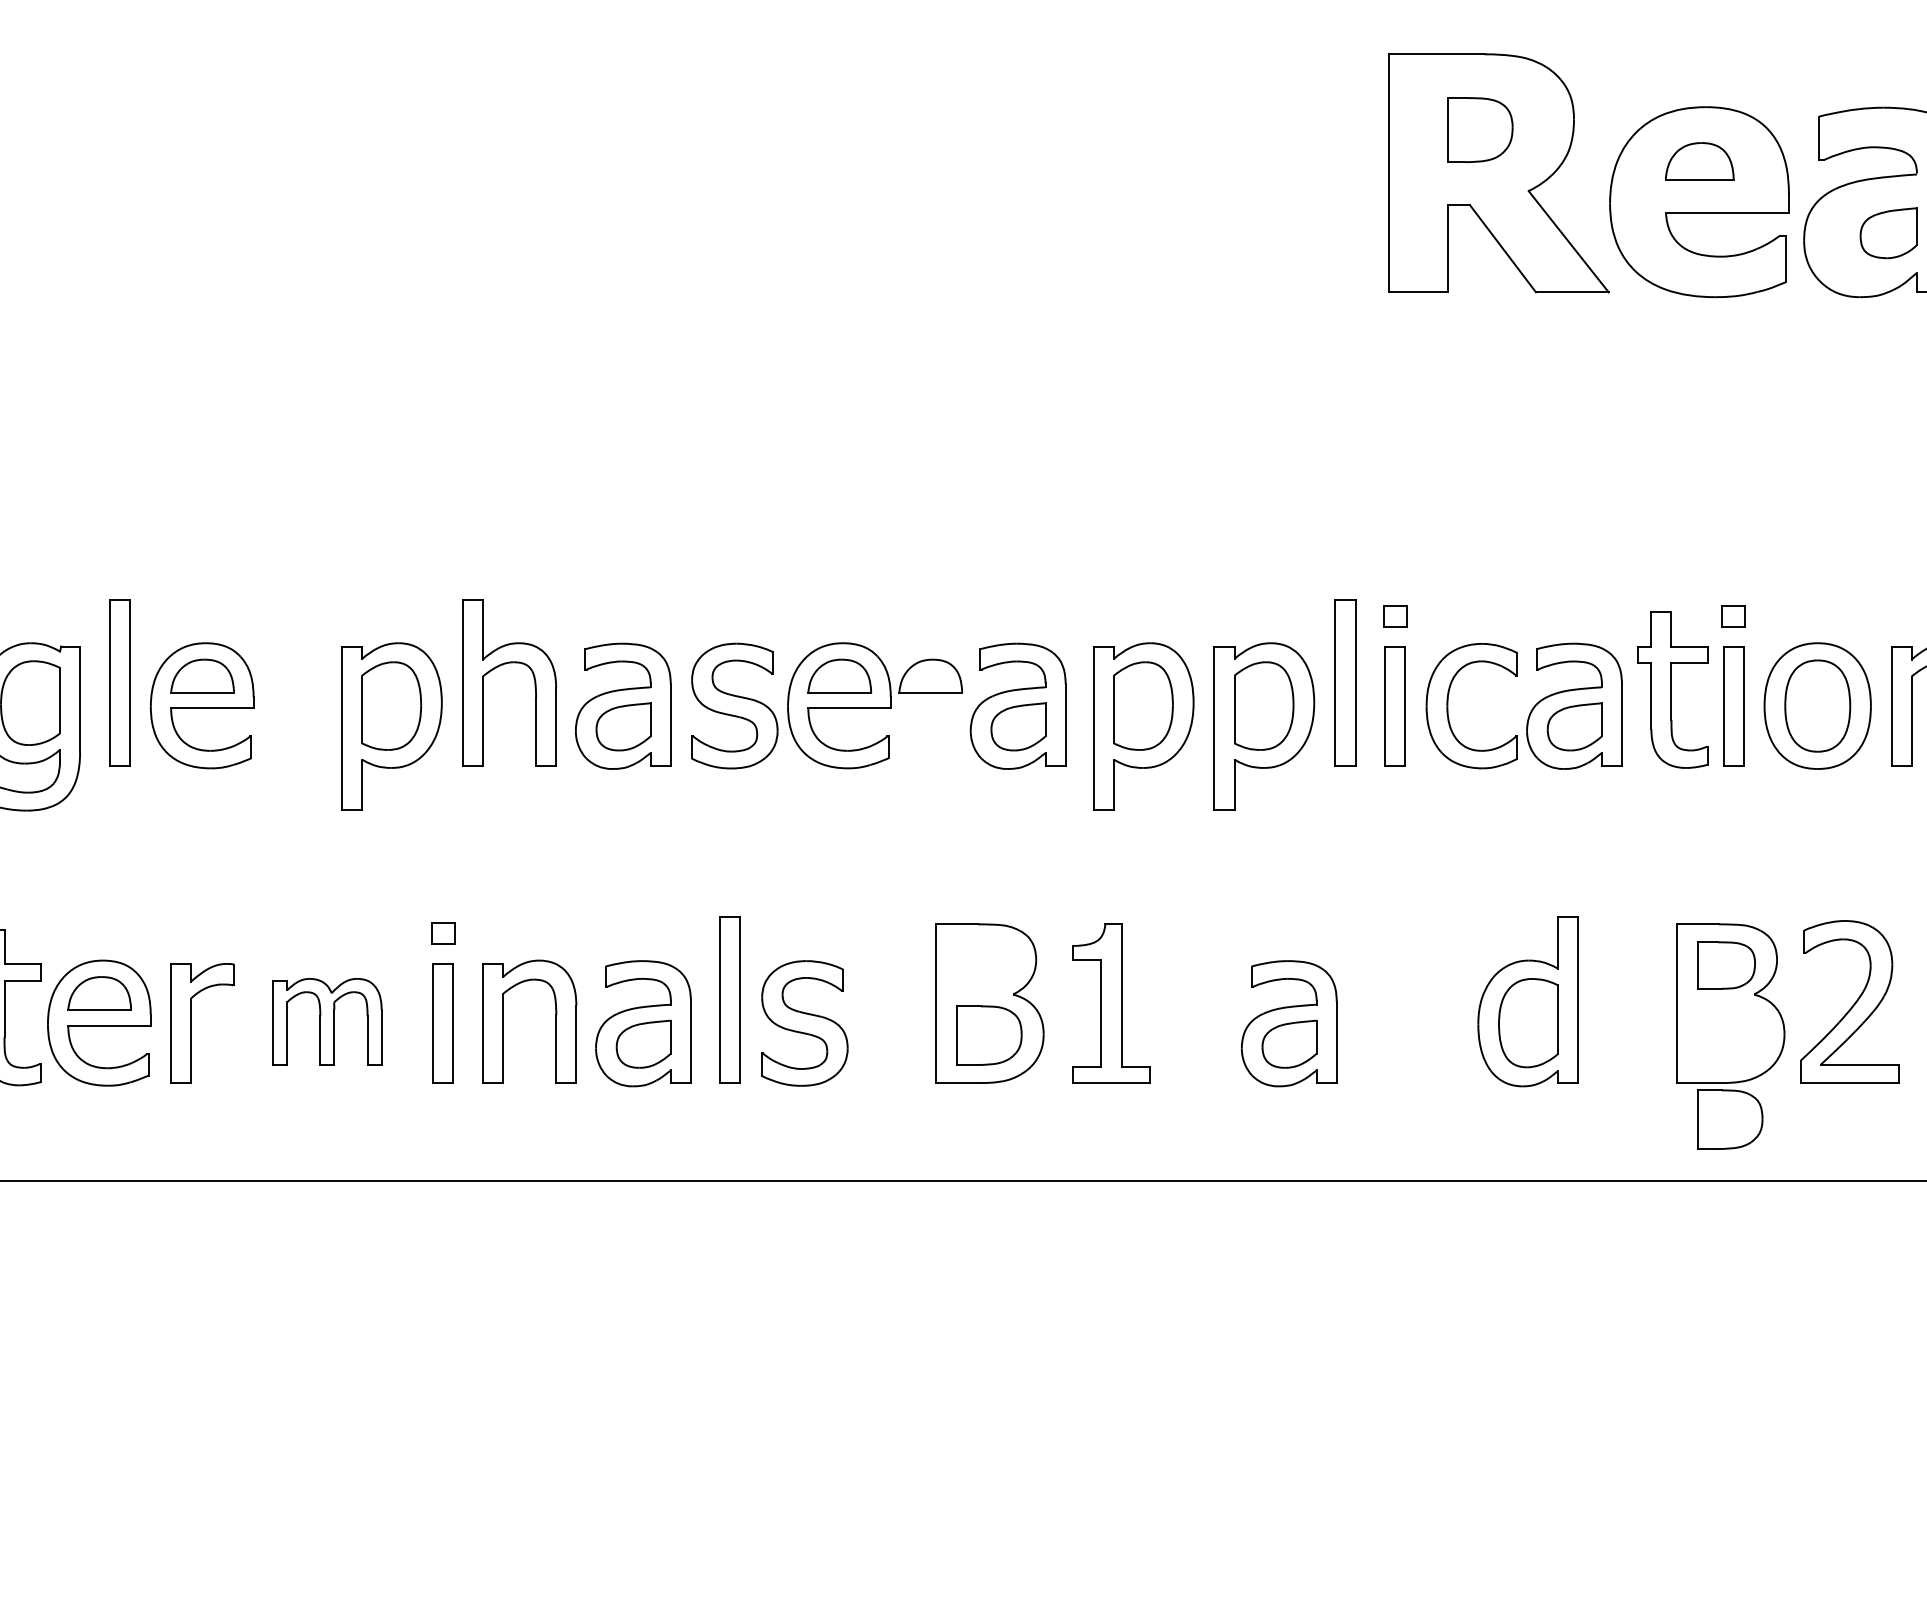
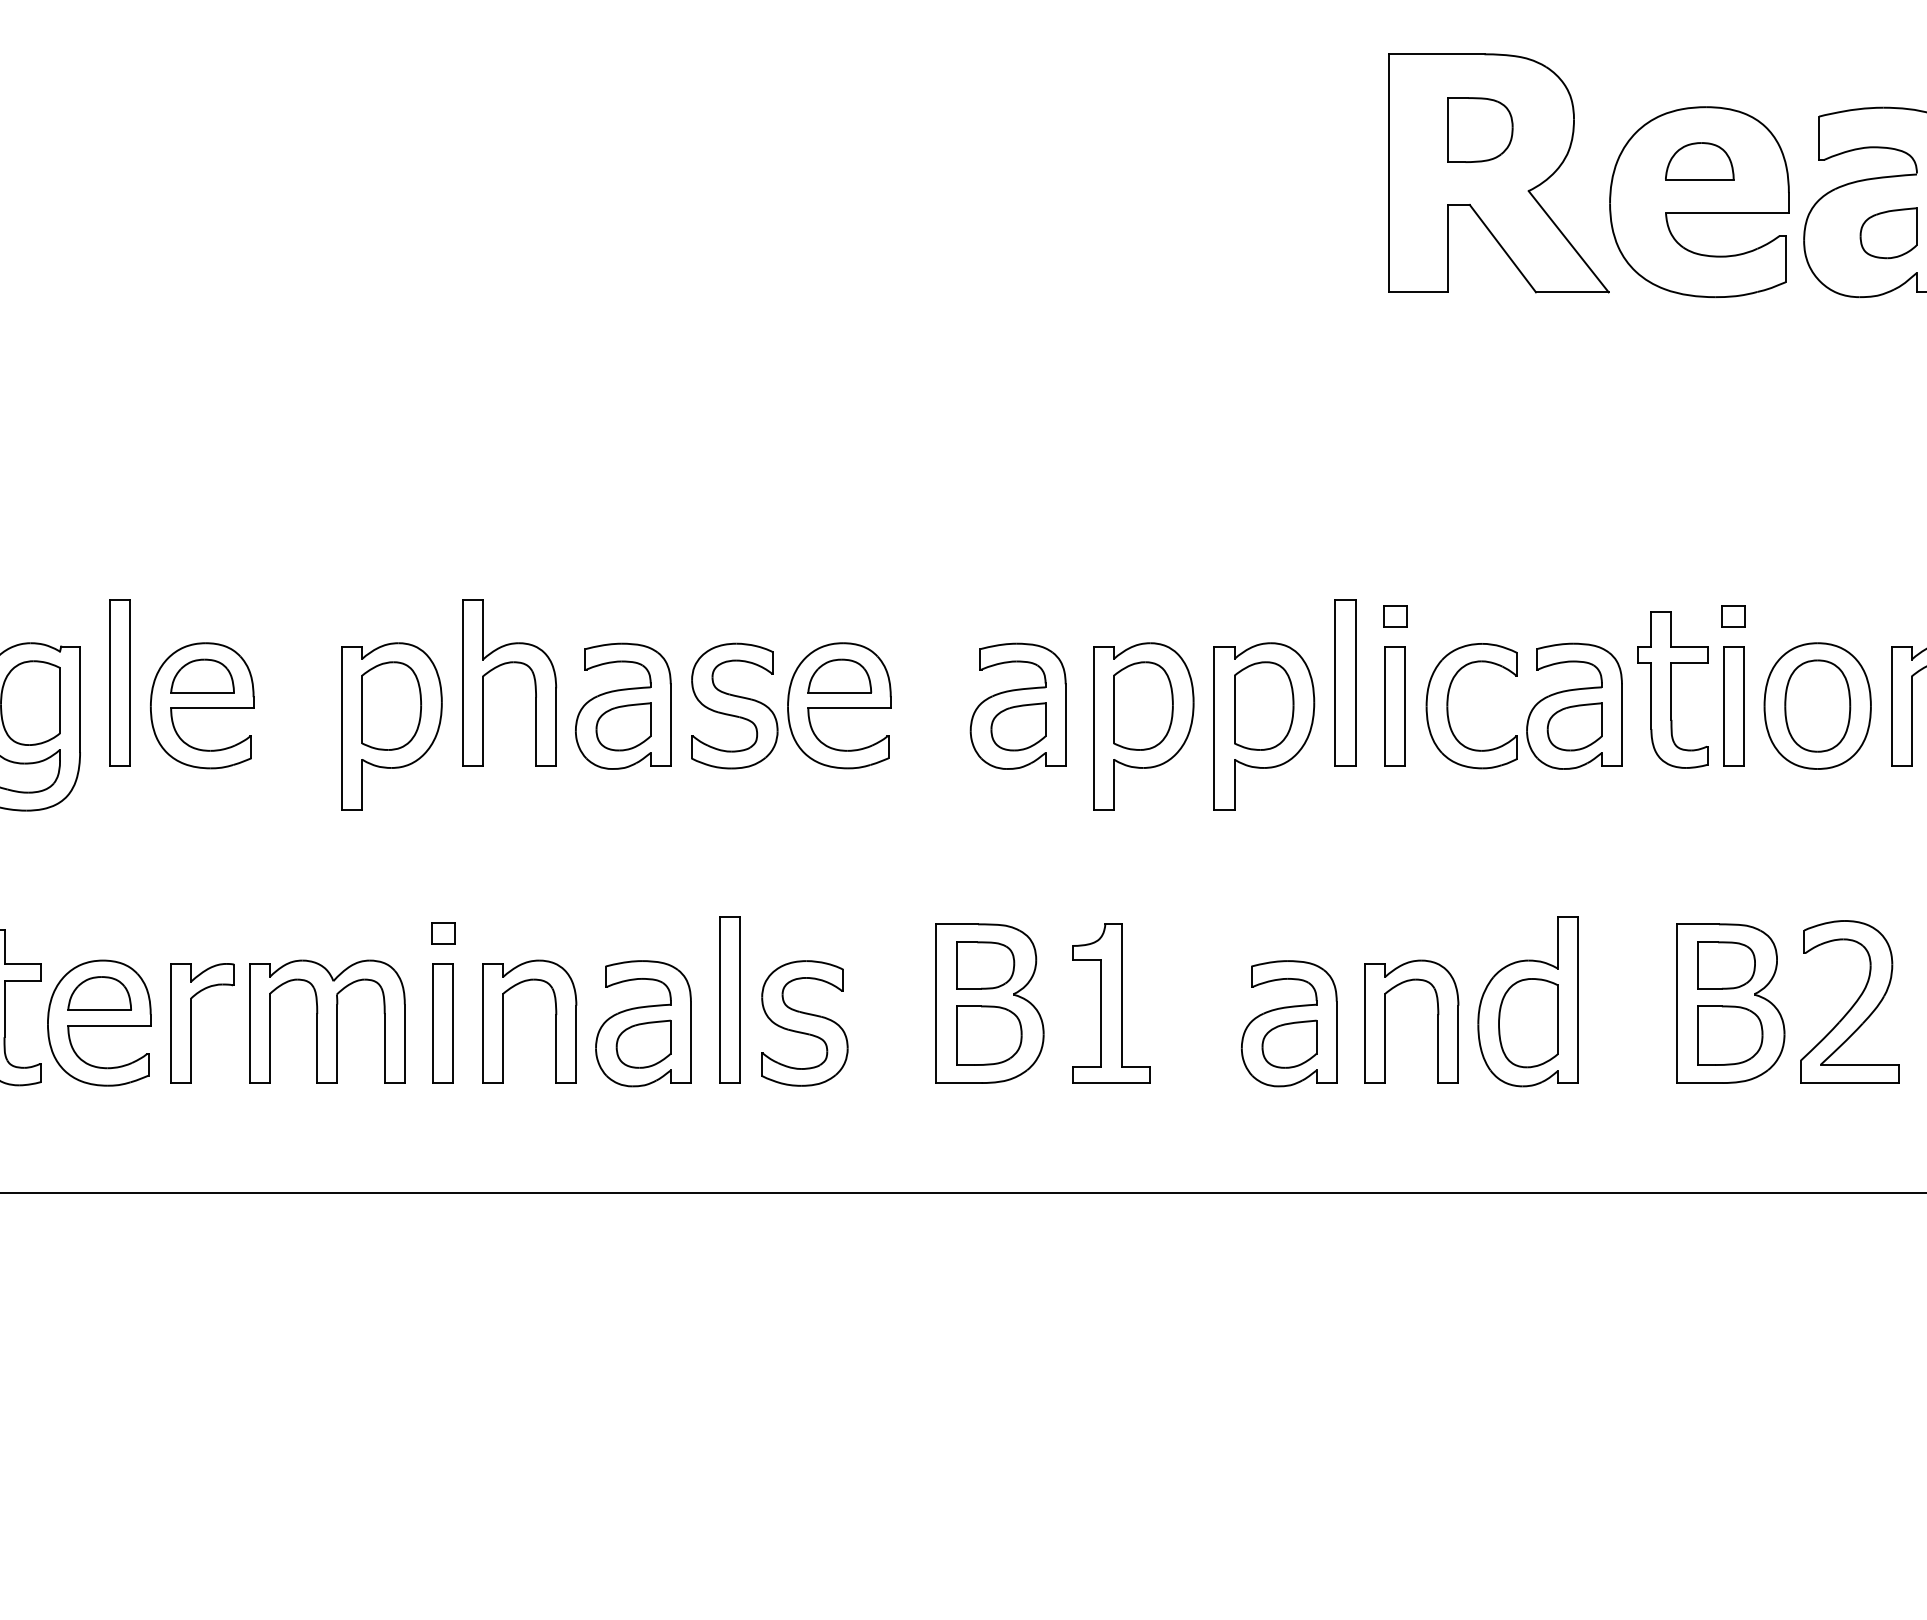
part: present -> none (930, 675)
part: none -> present (985, 965)
part size: 111x88 px -> 157x125 px (327, 1021)
part: none -> present (1385, 1021)
part position: (1730, 1119) -> (1730, 1035) (1730, 1035)
line position: (962, 1181) -> (962, 1193) (962, 1193)
